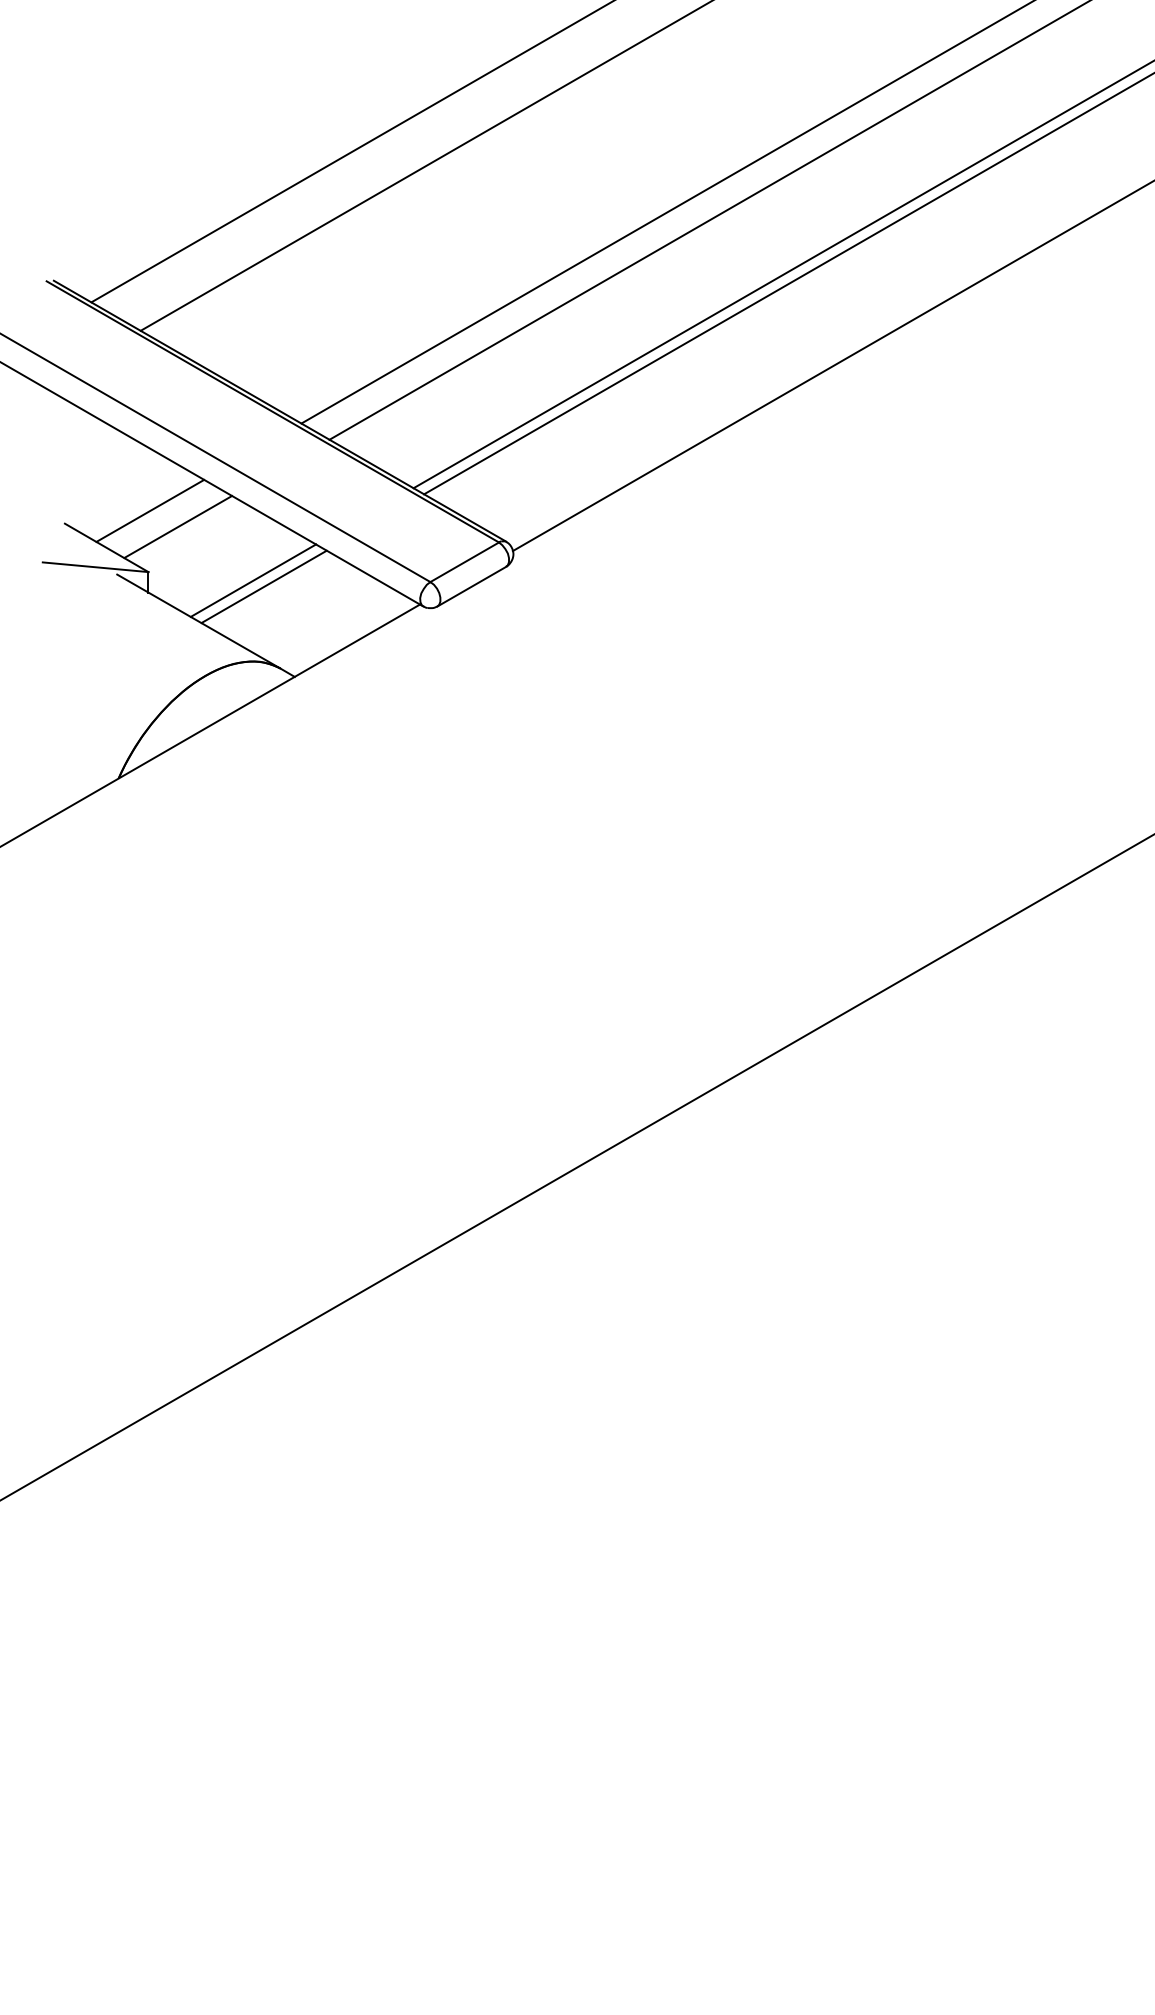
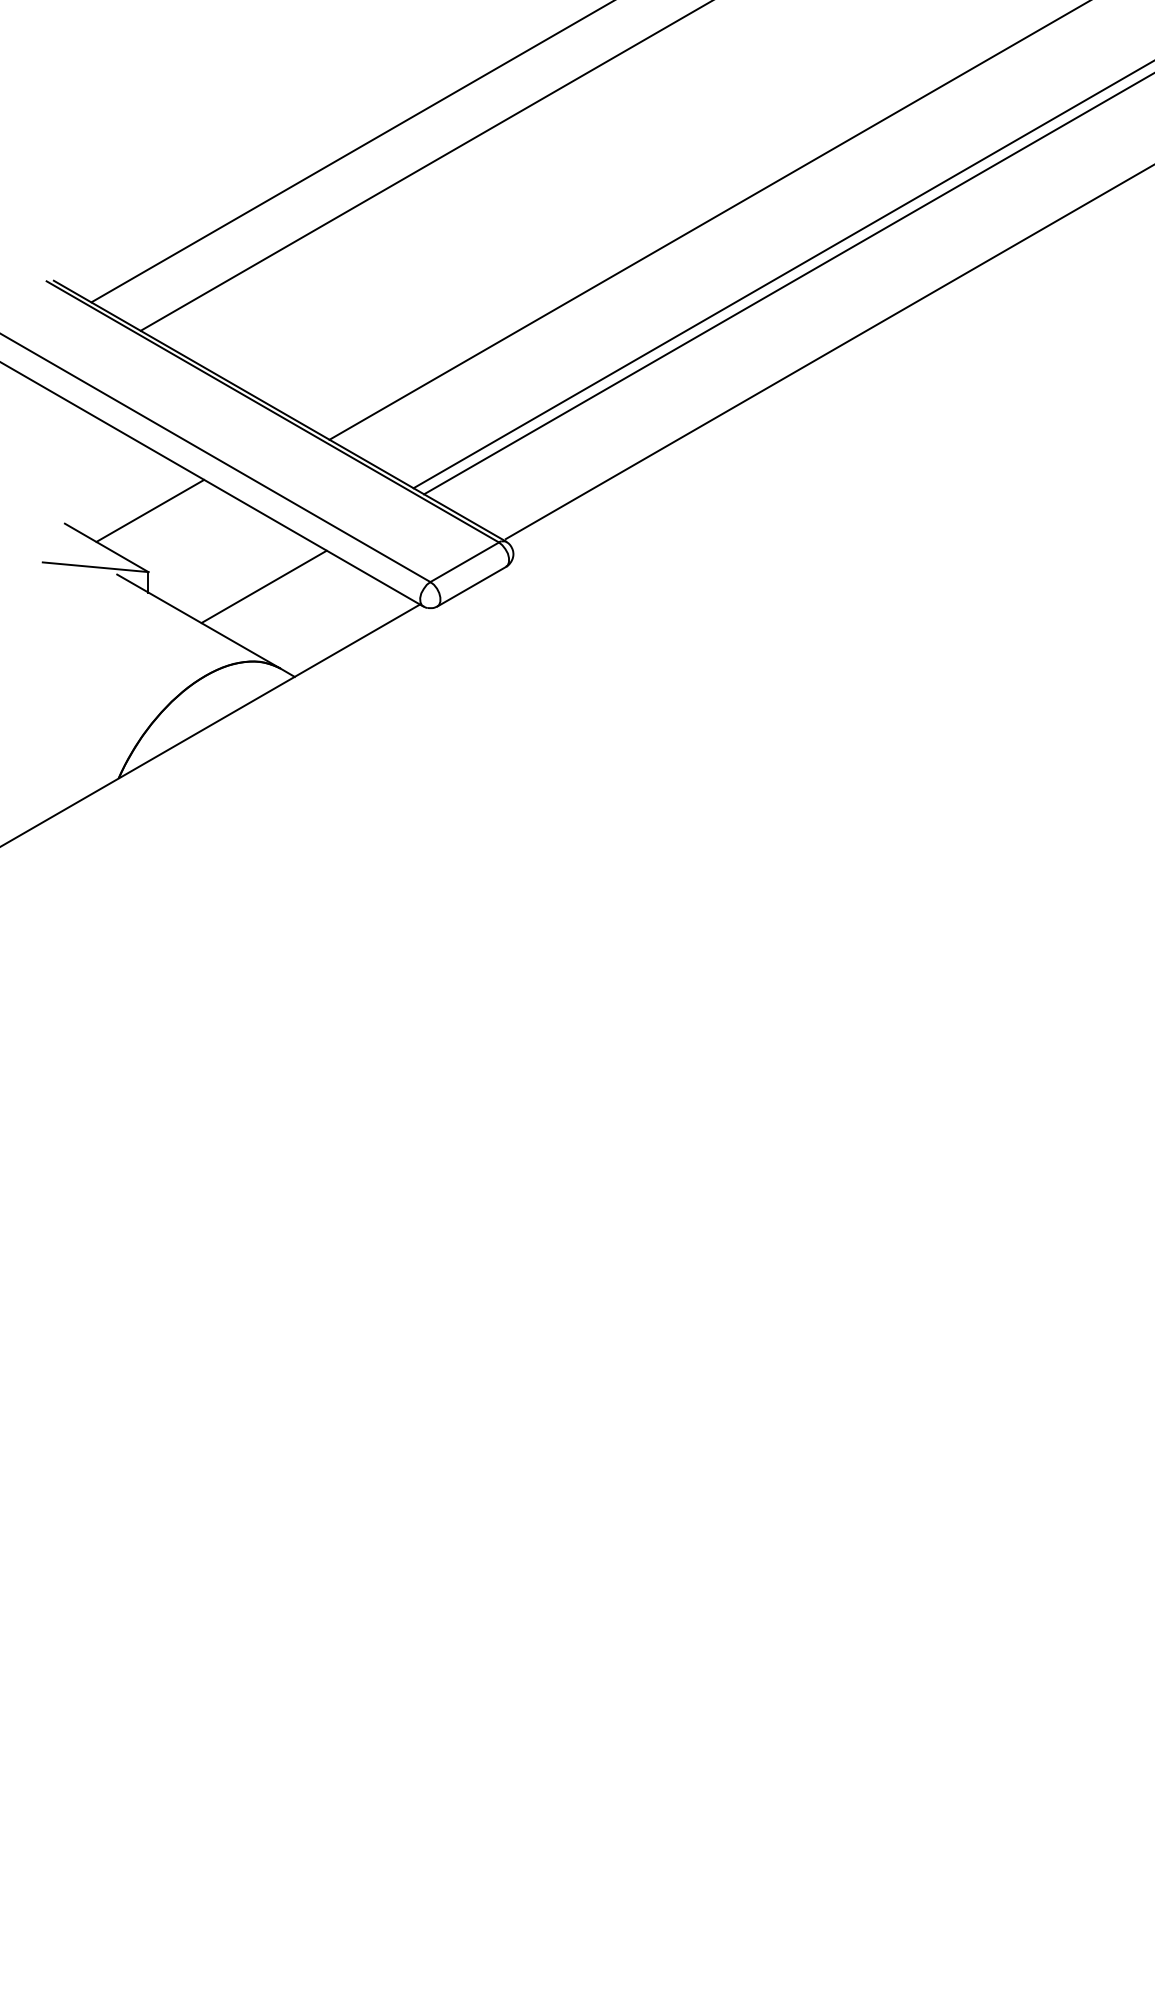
line: present -> none (666, 212)
line position: (831, 366) -> (828, 352) (828, 352)
line: present -> none (178, 526)
line: present -> none (253, 580)
line: present -> none (576, 1167)
